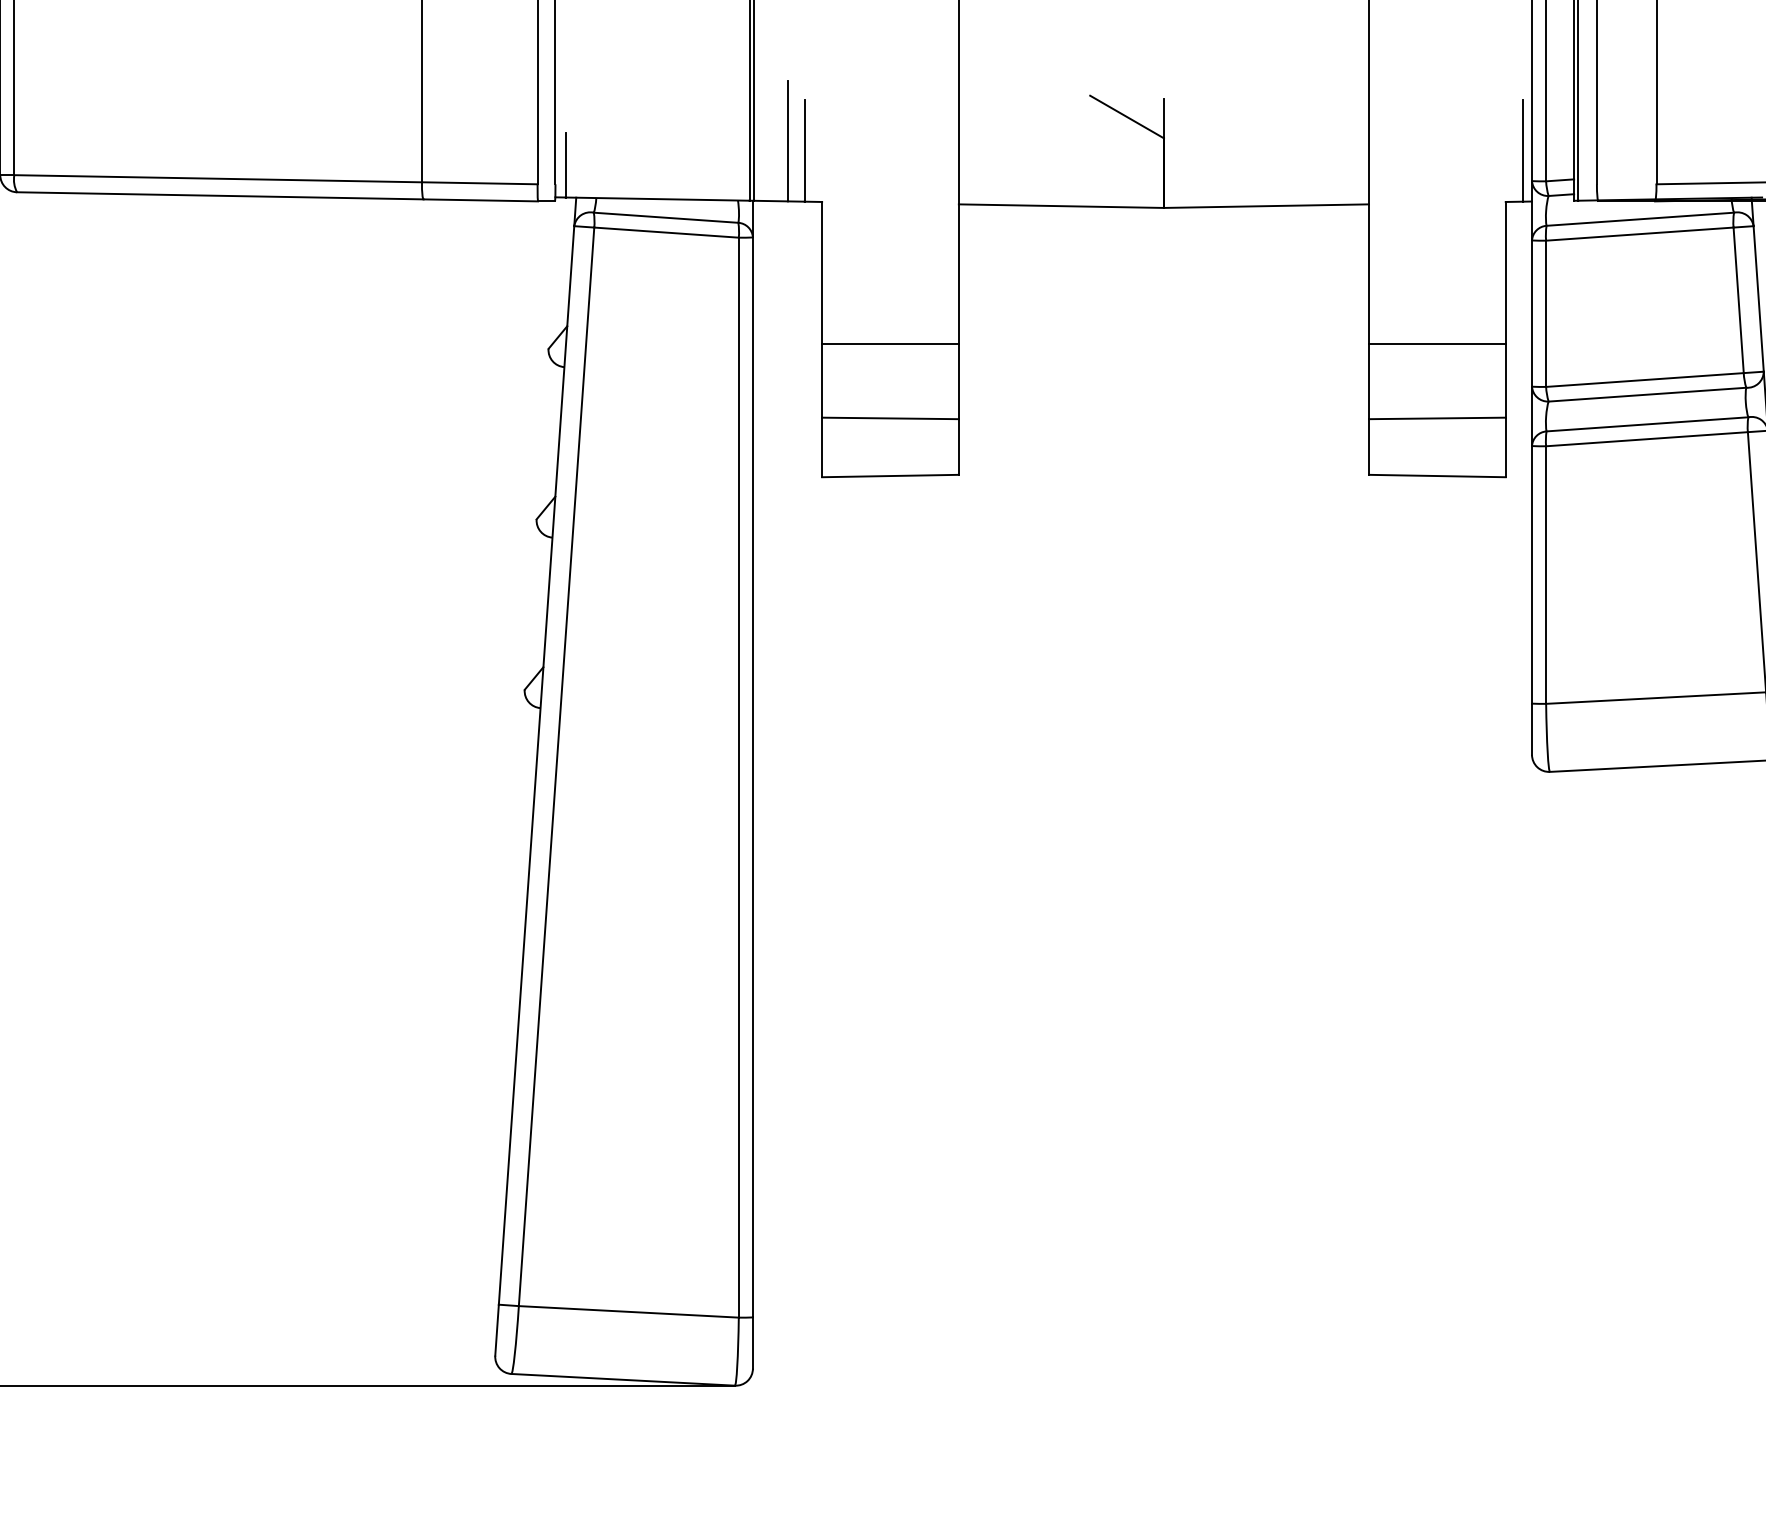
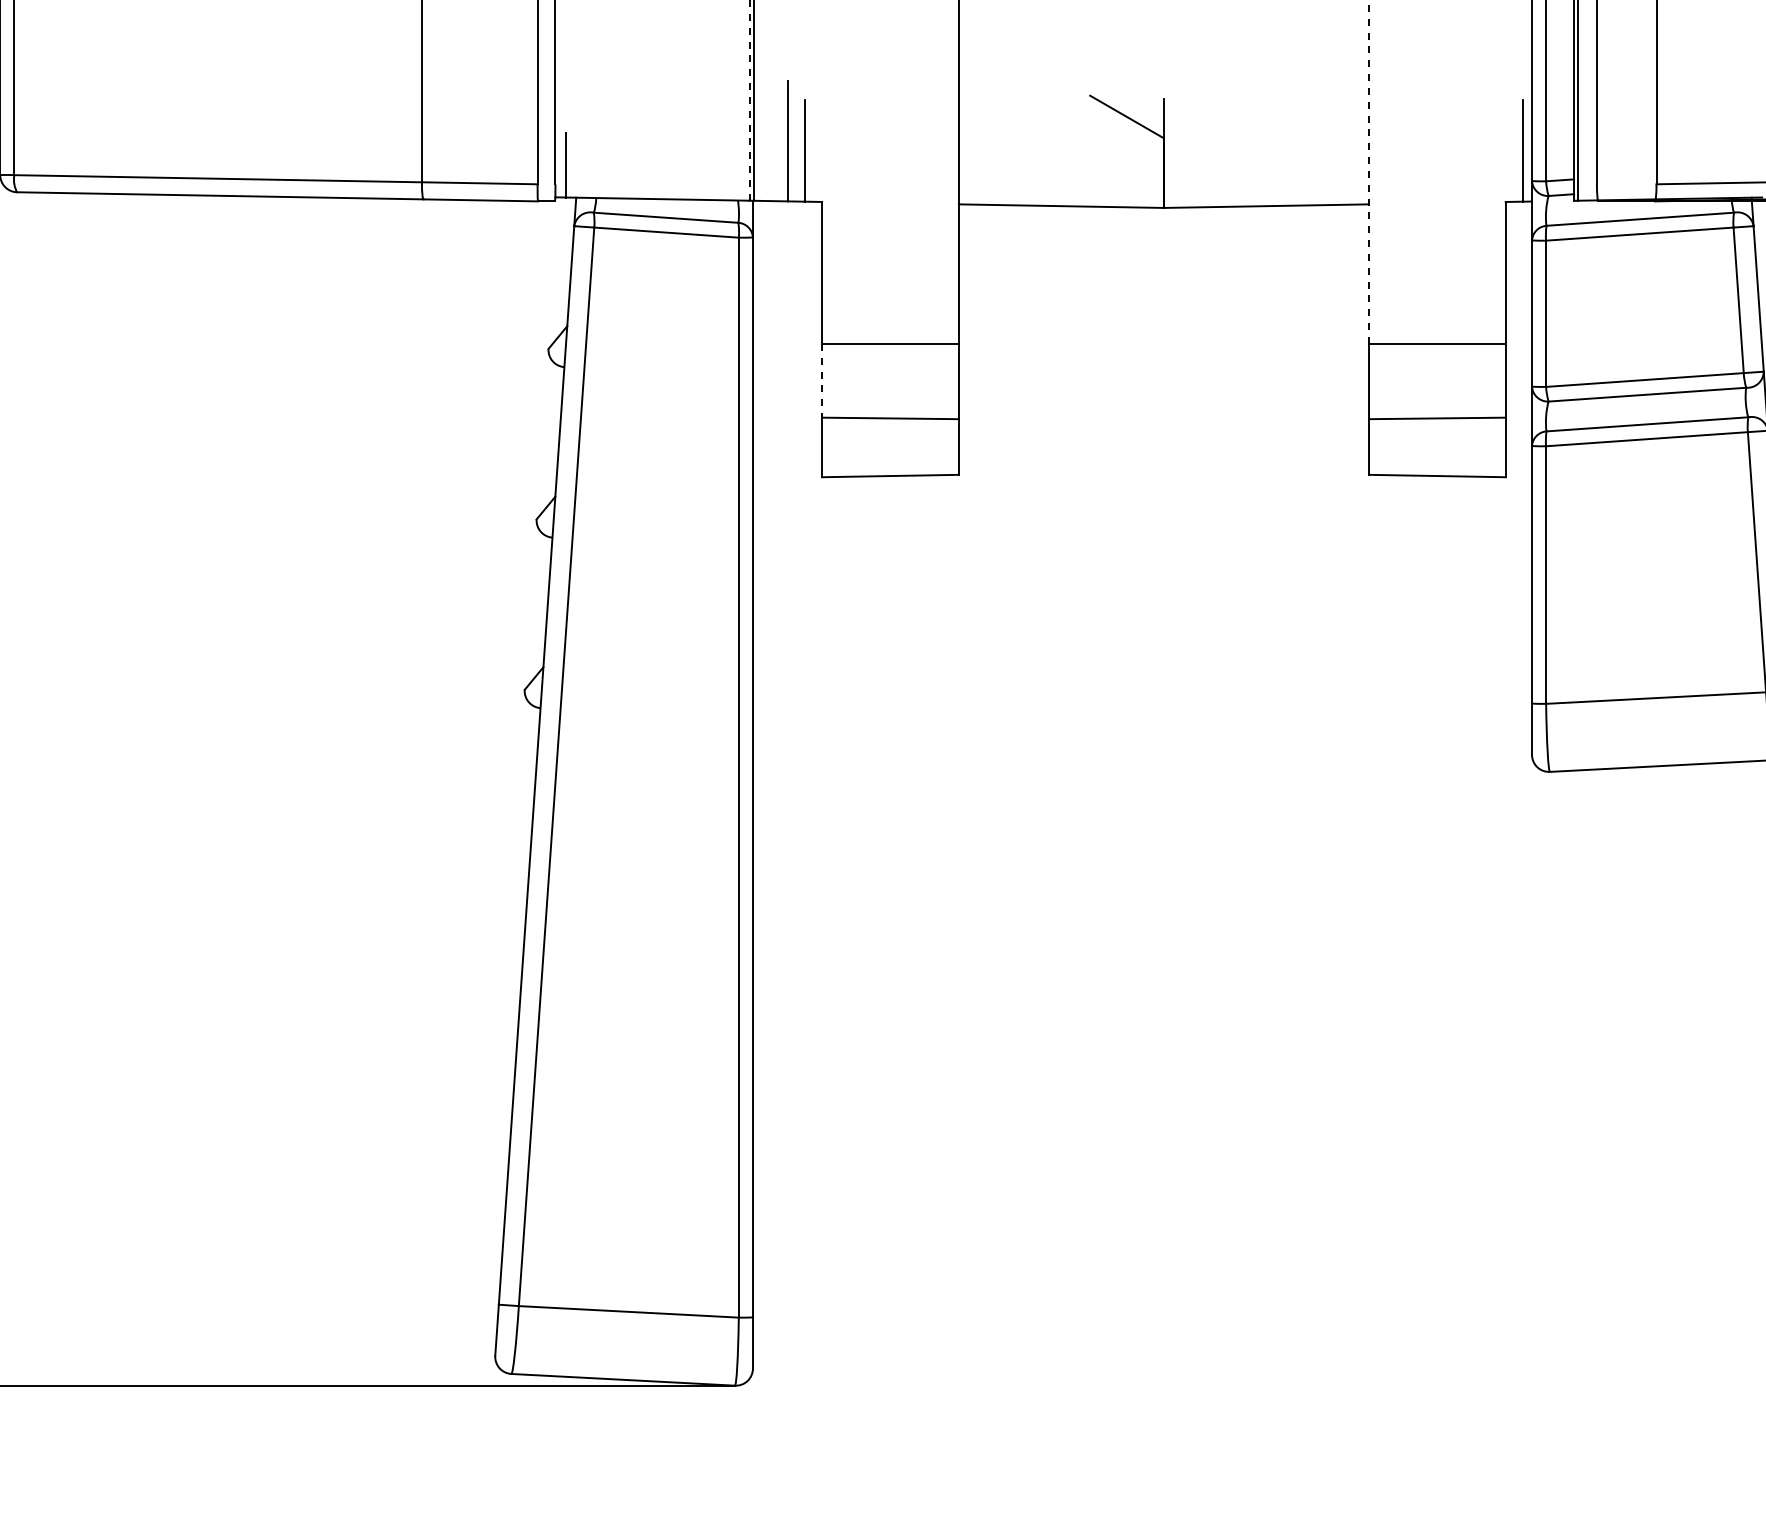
line: solid -> dashed (749, 100)
line: solid -> dashed (1369, 172)
line: solid -> dashed (822, 380)
